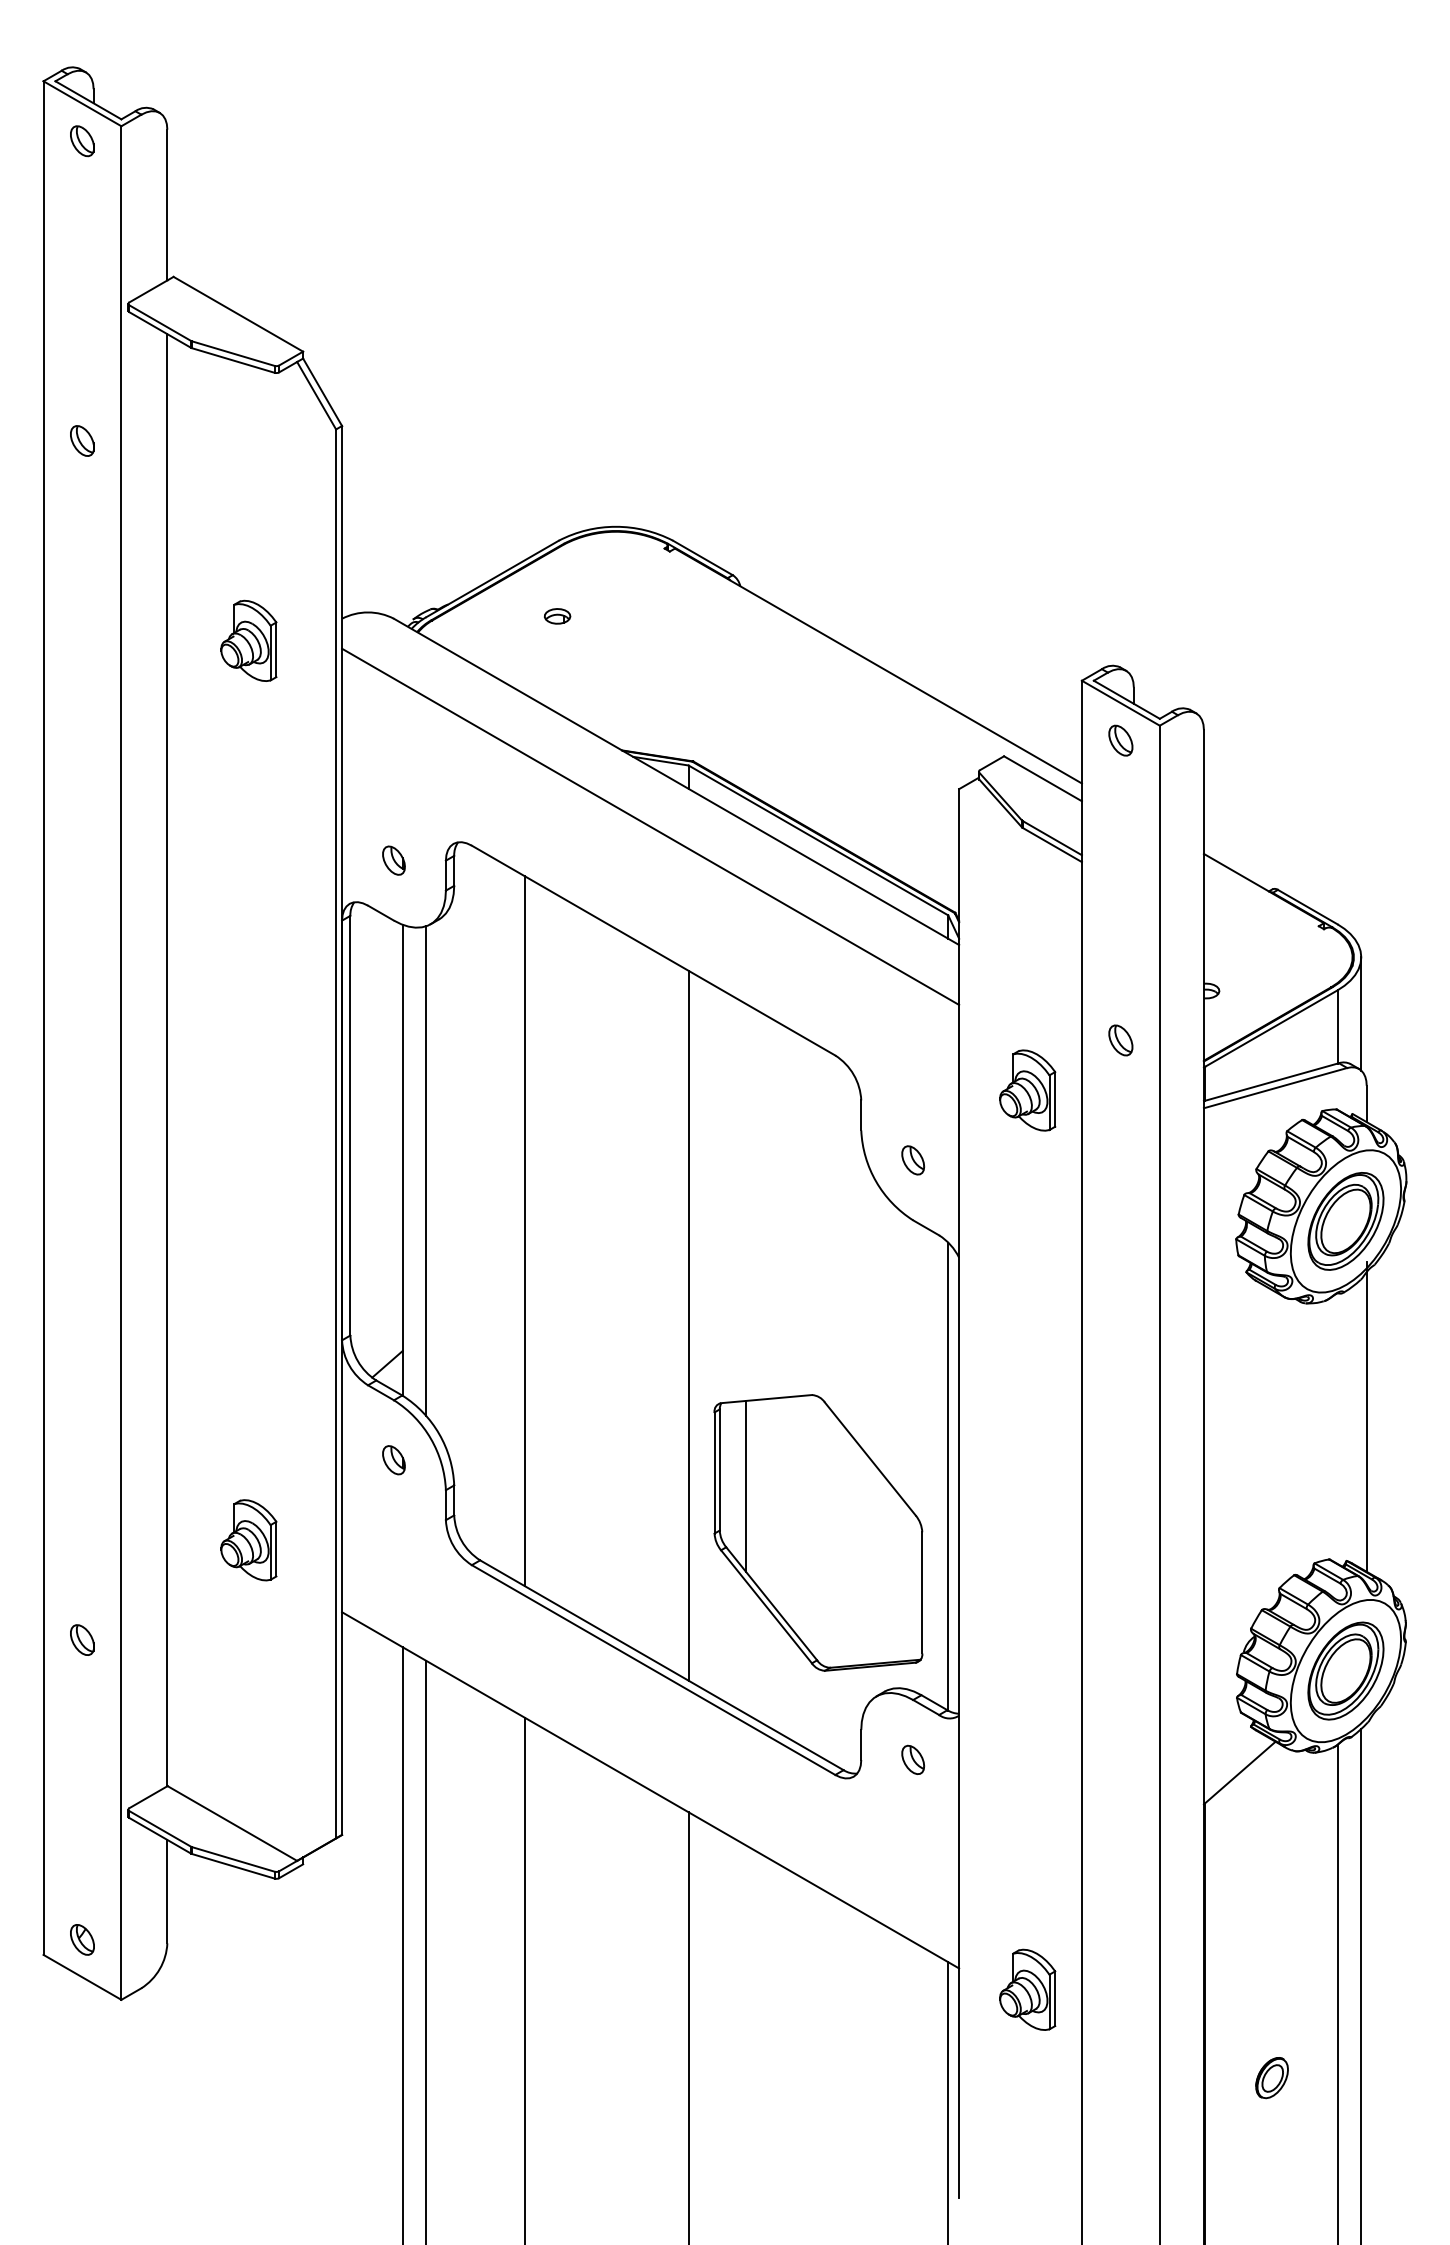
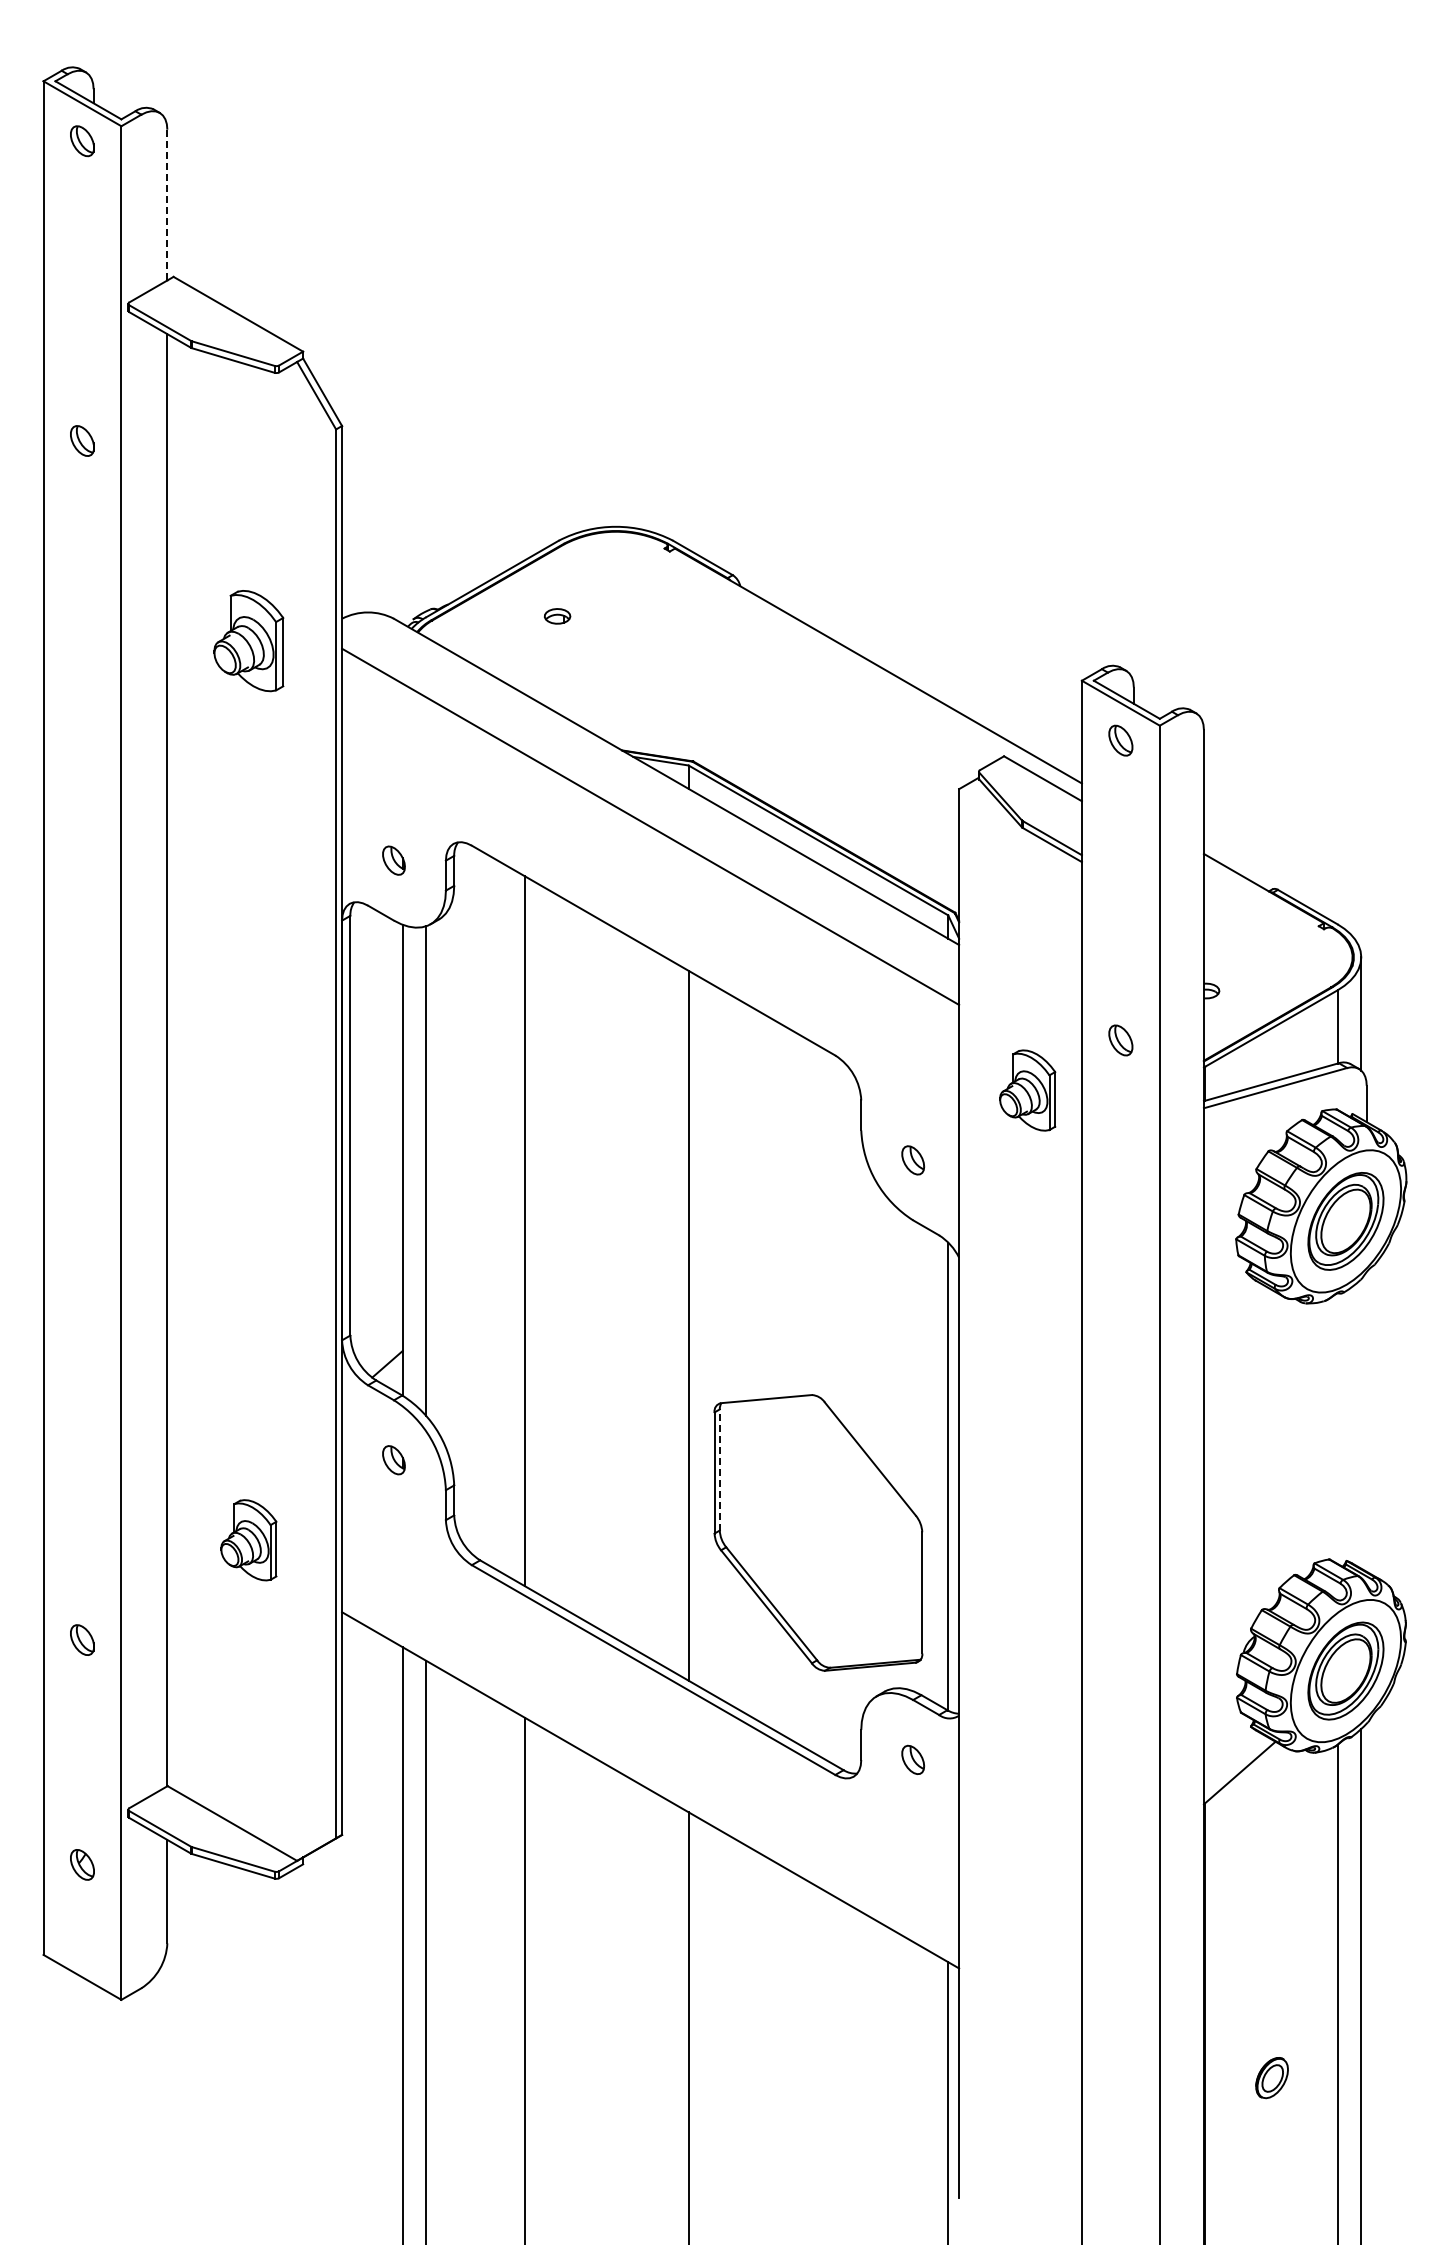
line: solid -> dashed (167, 205)
part size: 58x83 px -> 72x103 px (248, 641)
line: present -> none (1366, 1416)
line: solid -> dashed (719, 1469)
line: present -> none (745, 1485)
part position: (82, 1939) -> (82, 1864) (82, 1864)
part: present -> none (1027, 1989)
